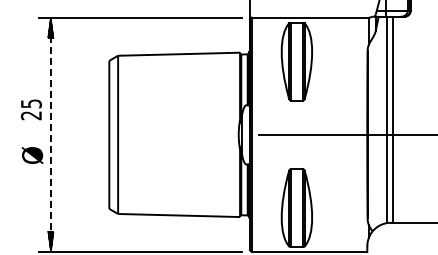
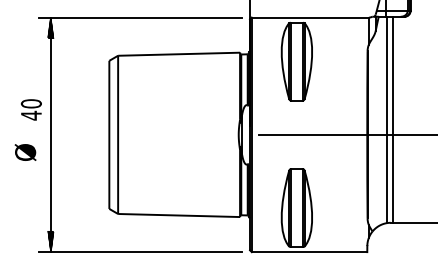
text: 25 -> 40 (30, 109)
line: dashed -> solid (50, 134)
text position: (32, 155) -> (25, 152) (25, 152)
